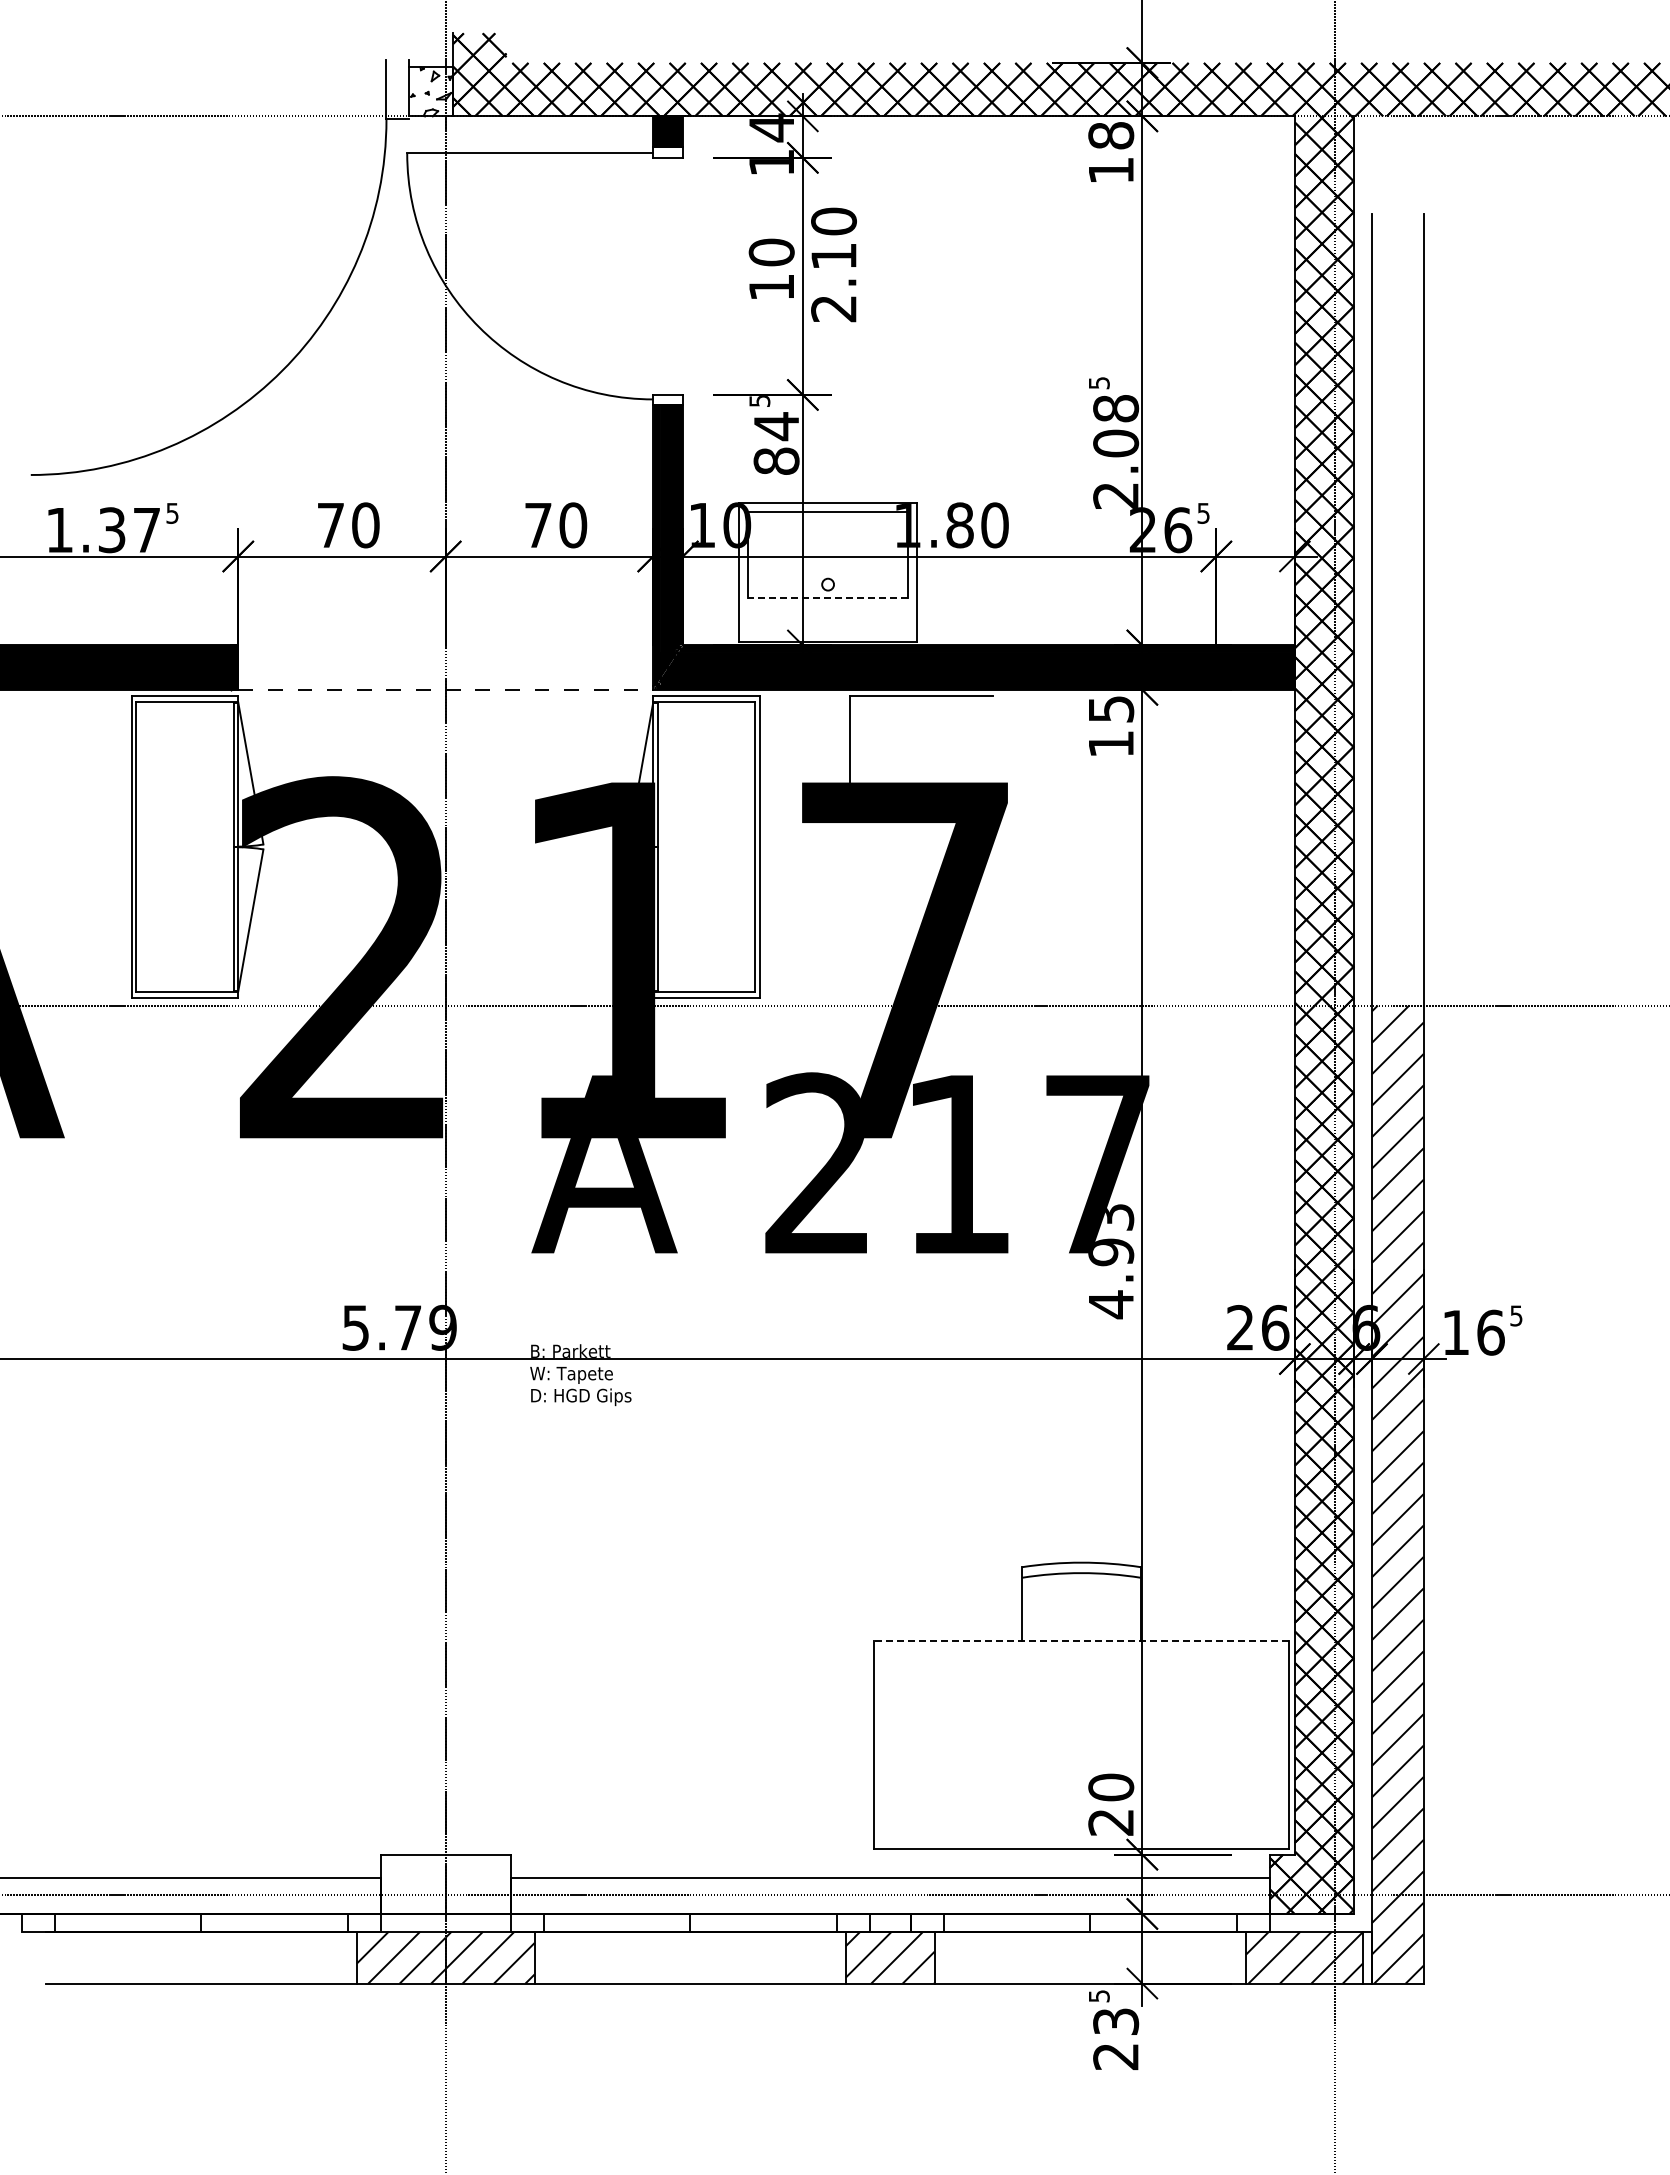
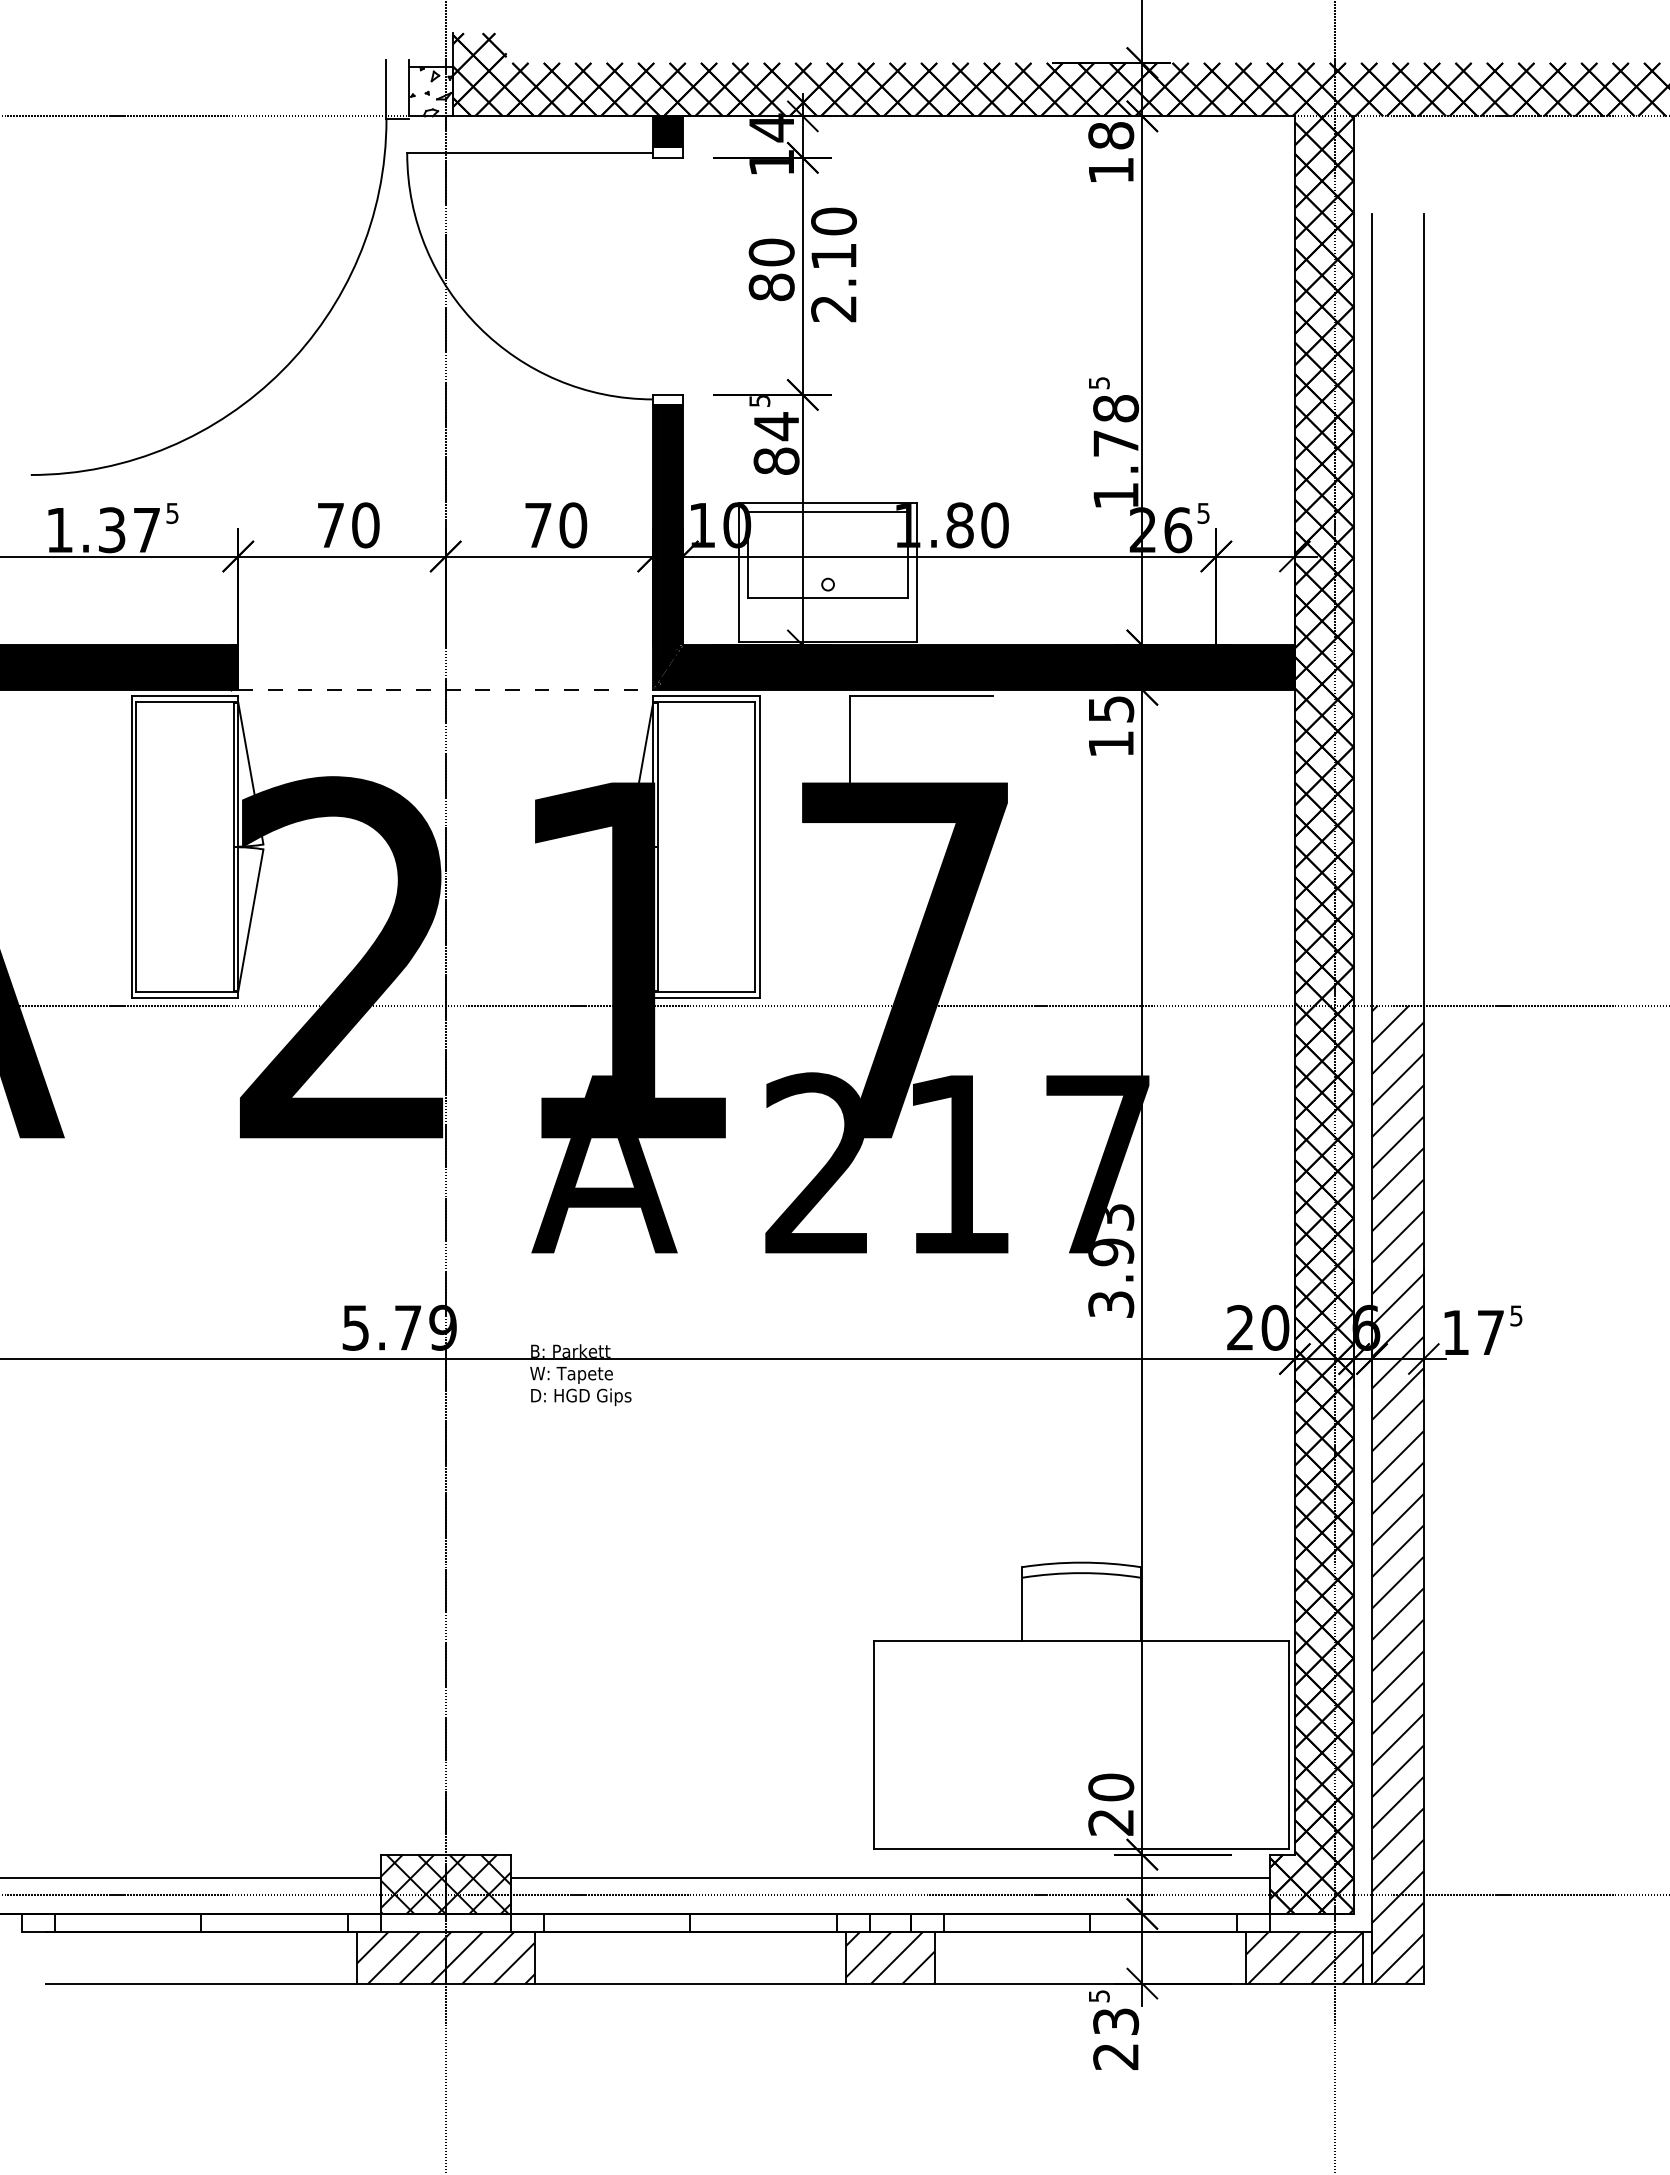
text: 10 -> 80 (771, 287)
text: 2.08 -> 1.78 (1116, 468)
line: dashed -> solid (827, 598)
text: 4.93 -> 3.93 (1111, 1304)
text: 26 -> 20 (1275, 1327)
text: 16 -> 17 (1490, 1332)
line: dashed -> solid (1081, 1641)
hatch: none -> present (445, 1883)
